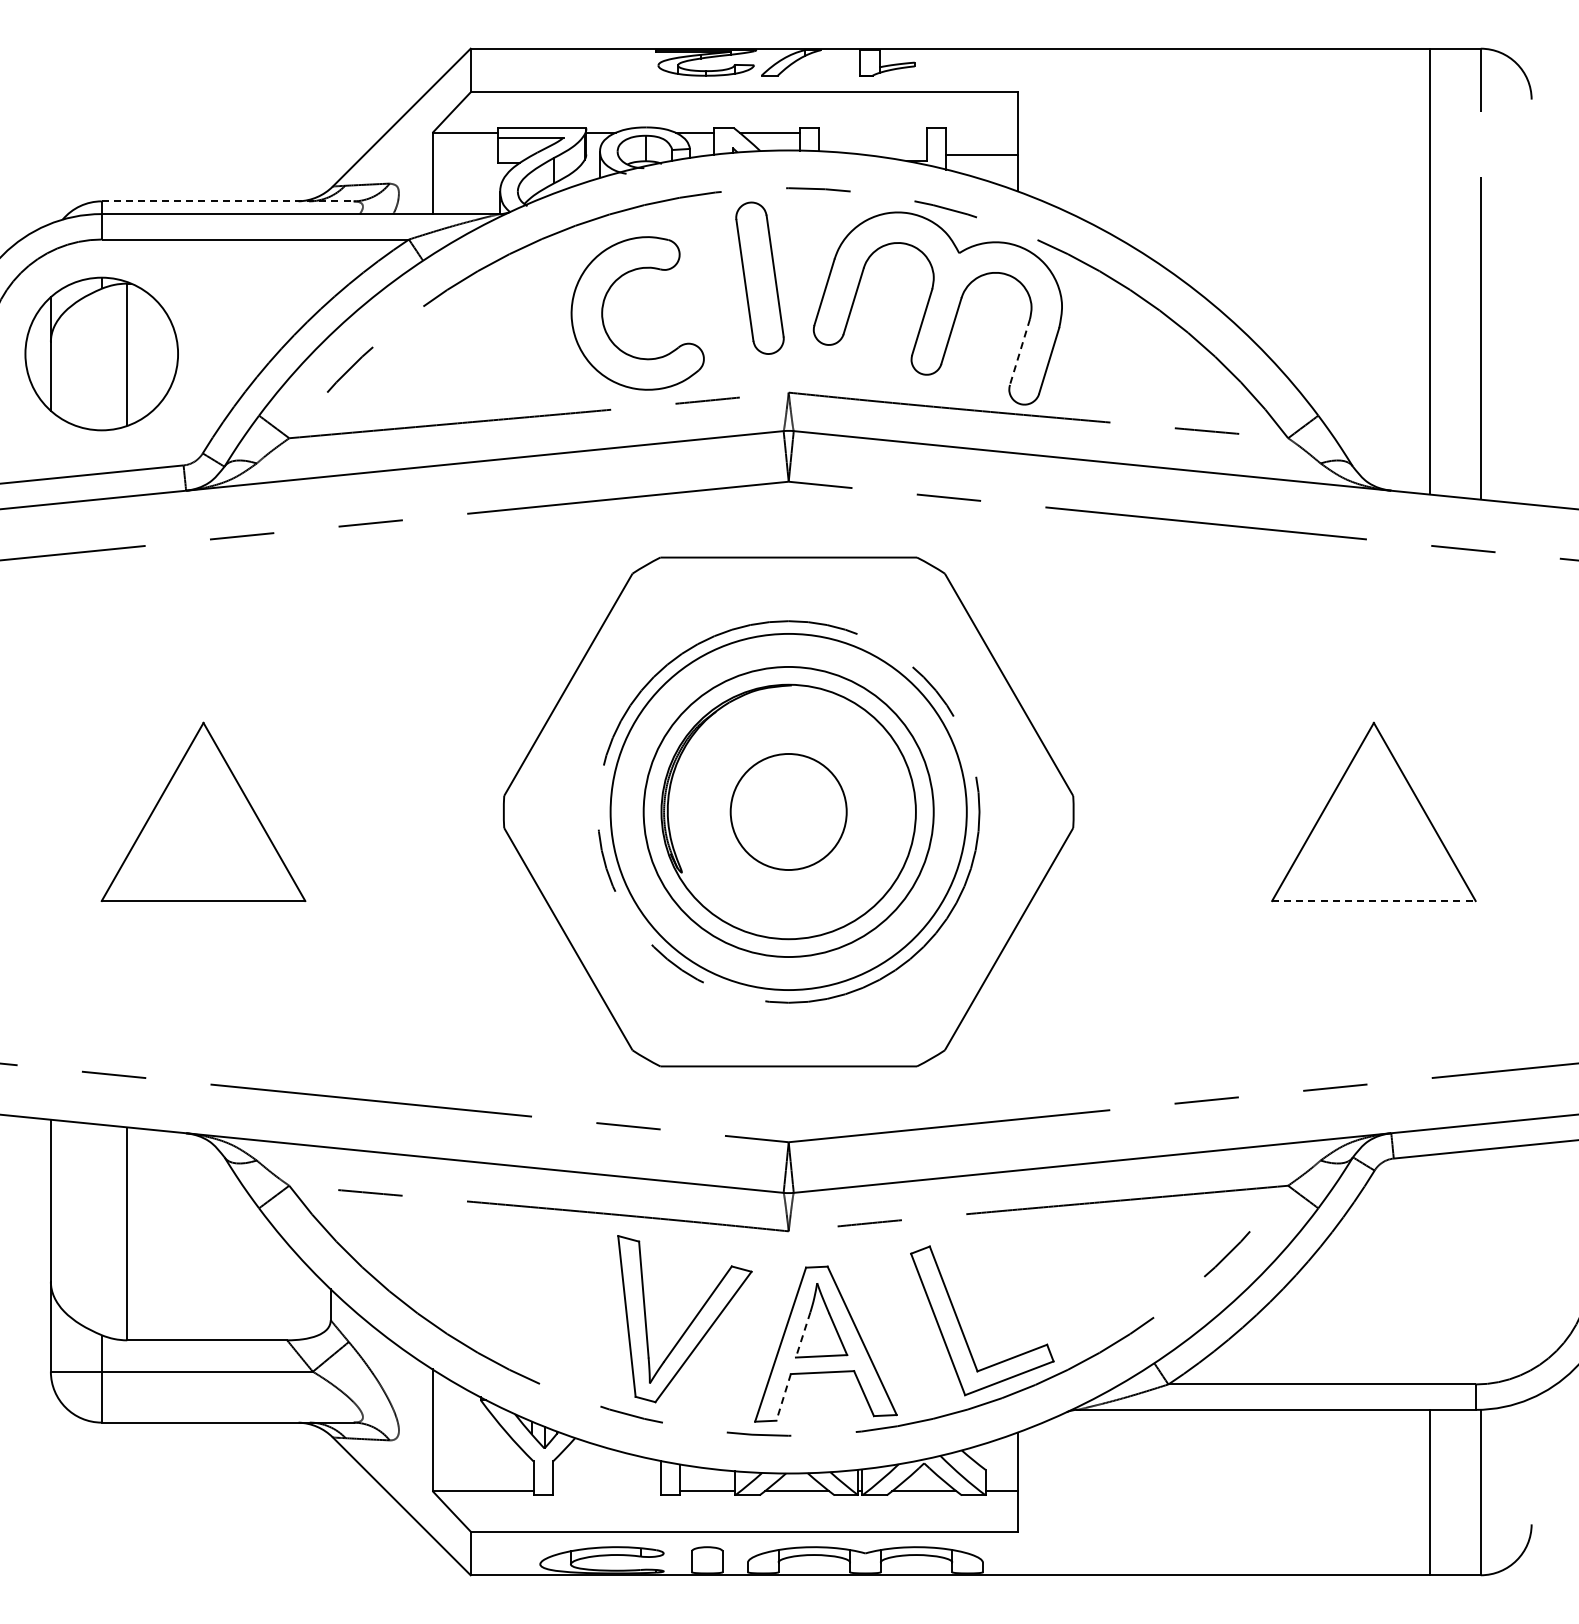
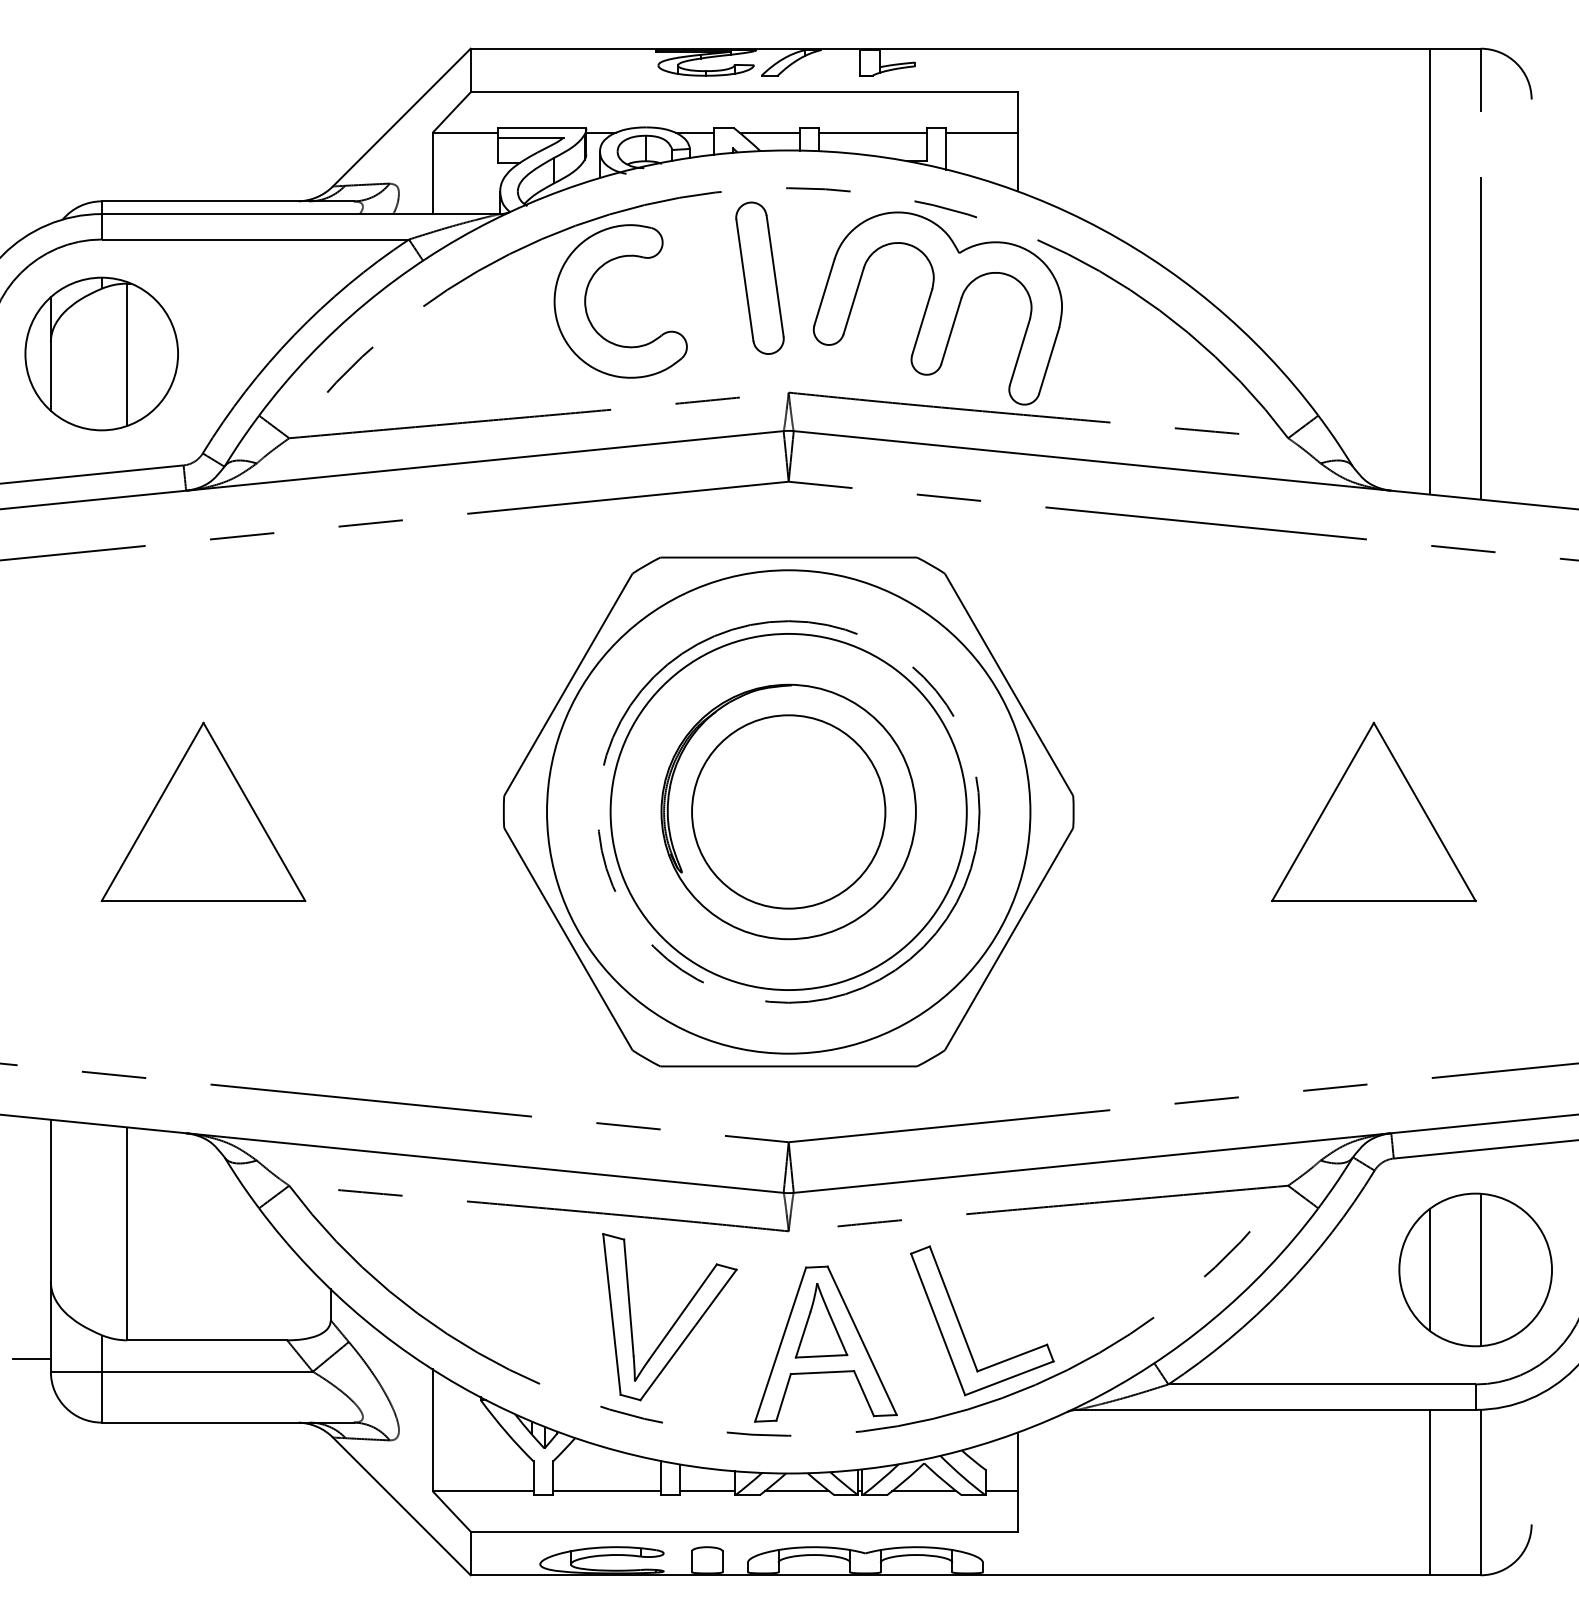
line: none -> present (872, 132)
line position: (981, 154) -> (981, 132) (981, 132)
line: dashed -> solid (227, 201)
part position: (603, 313) -> (586, 301) (586, 301)
line: dashed -> solid (1019, 352)
circle diameter: 116 px -> 193 px (788, 811)
circle diameter: 290 px -> 483 px (788, 811)
line: dashed -> solid (1373, 901)
part: none -> present (1475, 1269)
part position: (690, 1322) -> (675, 1320) (675, 1320)
line: dashed -> solid (803, 1334)
line: none -> present (31, 1359)
line: dashed -> solid (783, 1397)
line: none -> present (606, 1491)
